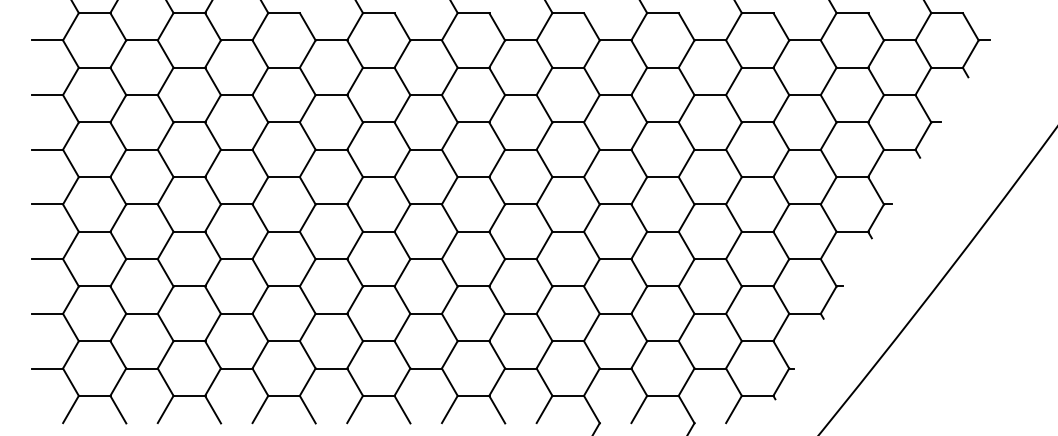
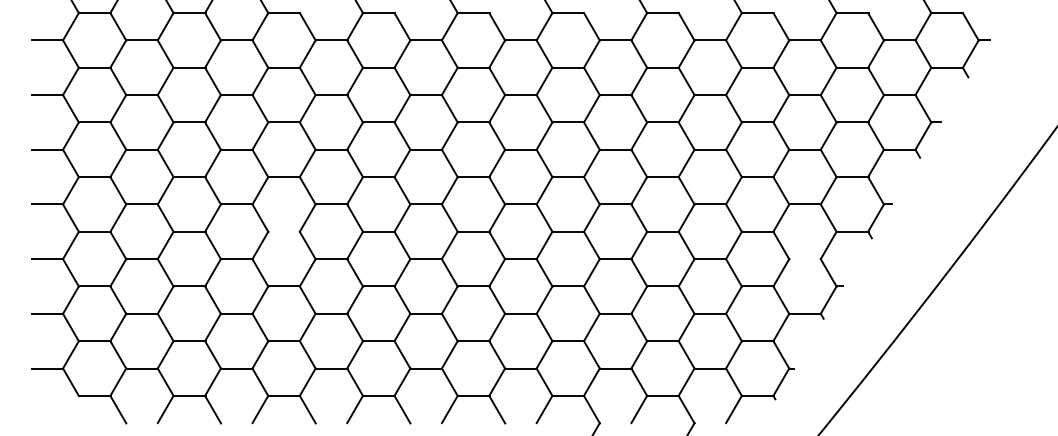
line: present -> none (284, 231)
line: present -> none (805, 259)
line: present -> none (70, 409)
